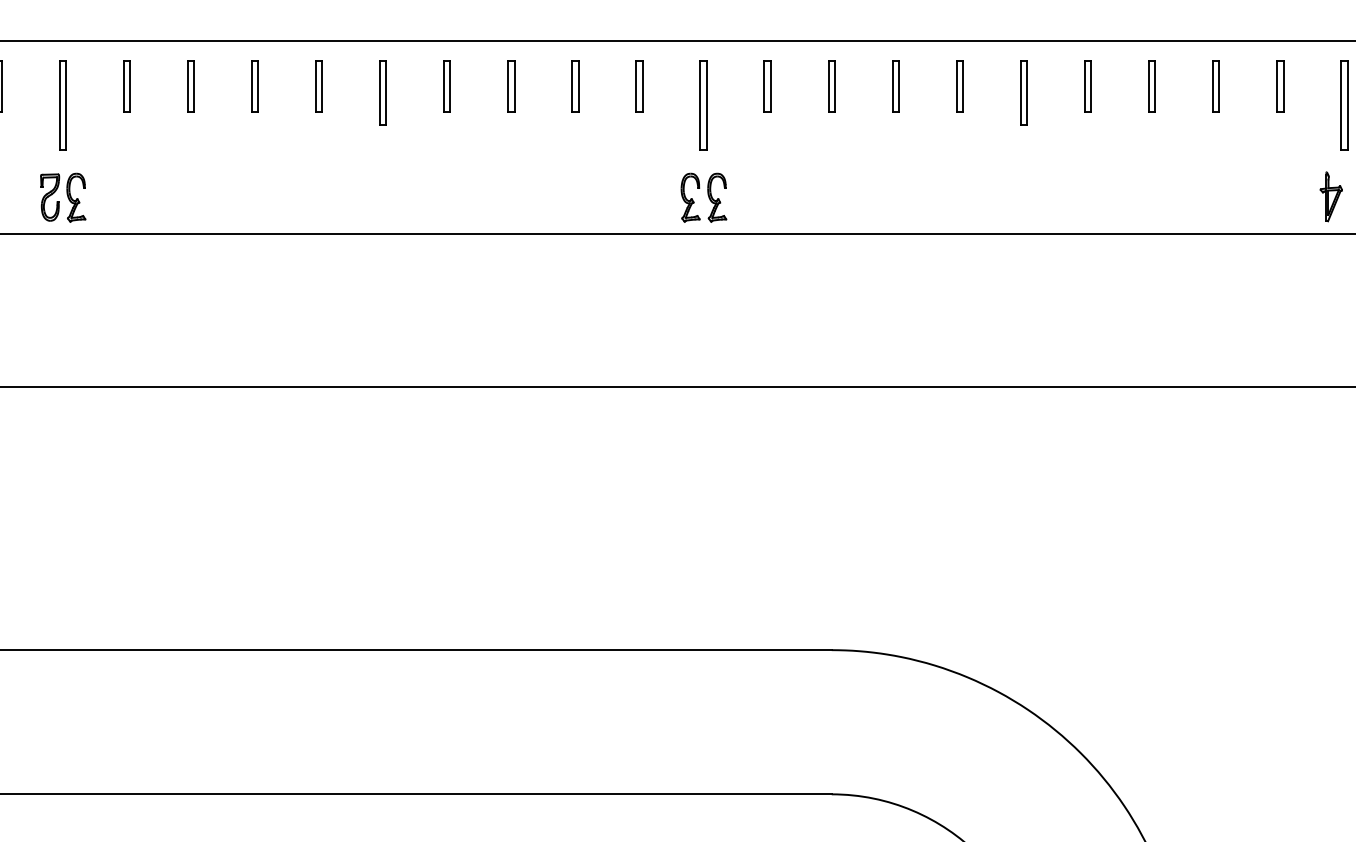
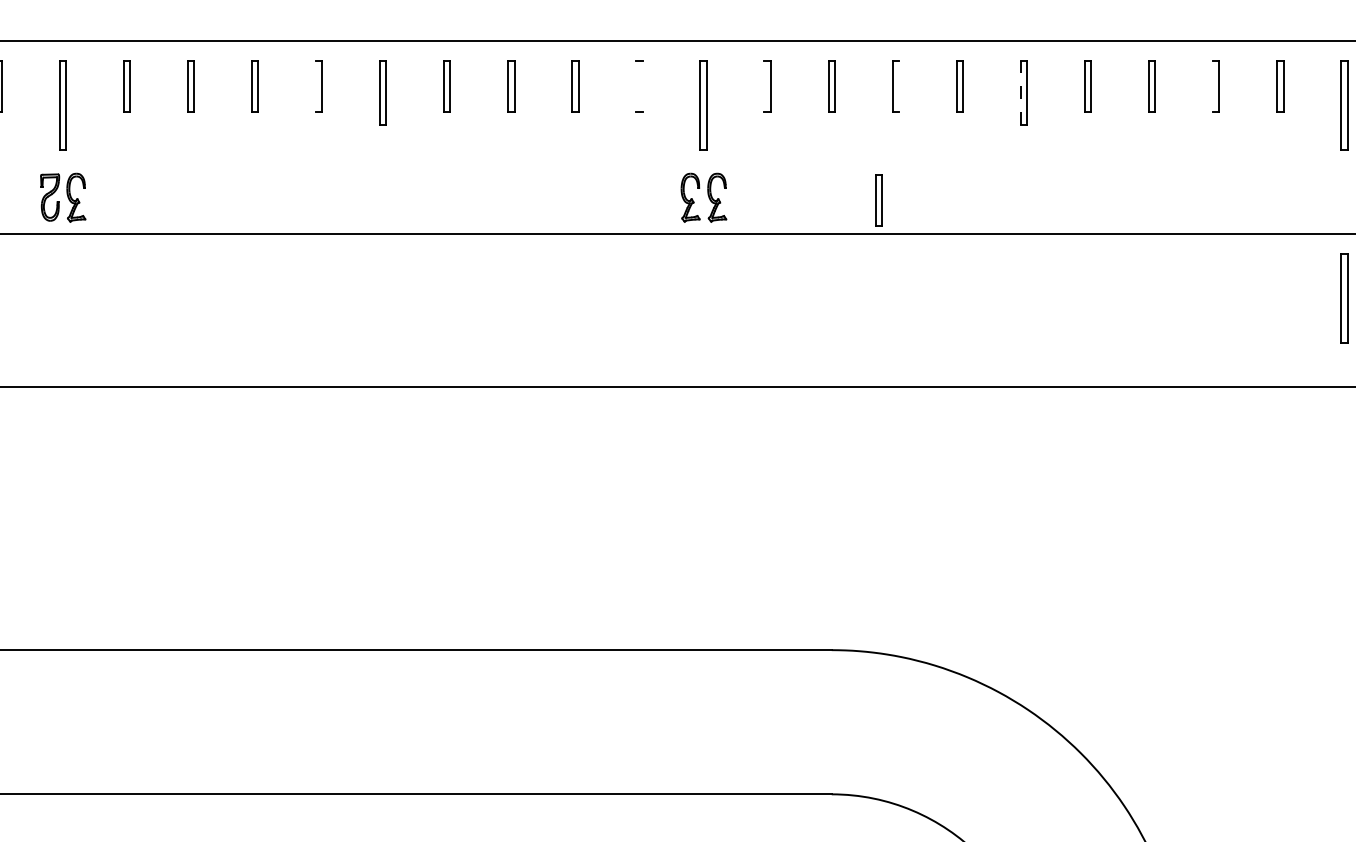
line: present -> none (315, 85)
line: present -> none (636, 85)
line: present -> none (642, 85)
line: present -> none (764, 85)
line: present -> none (899, 85)
line: present -> none (1213, 85)
line: solid -> dashed (1020, 93)
part: present -> none (1330, 196)
part: none -> present (878, 200)
part: none -> present (1344, 298)
